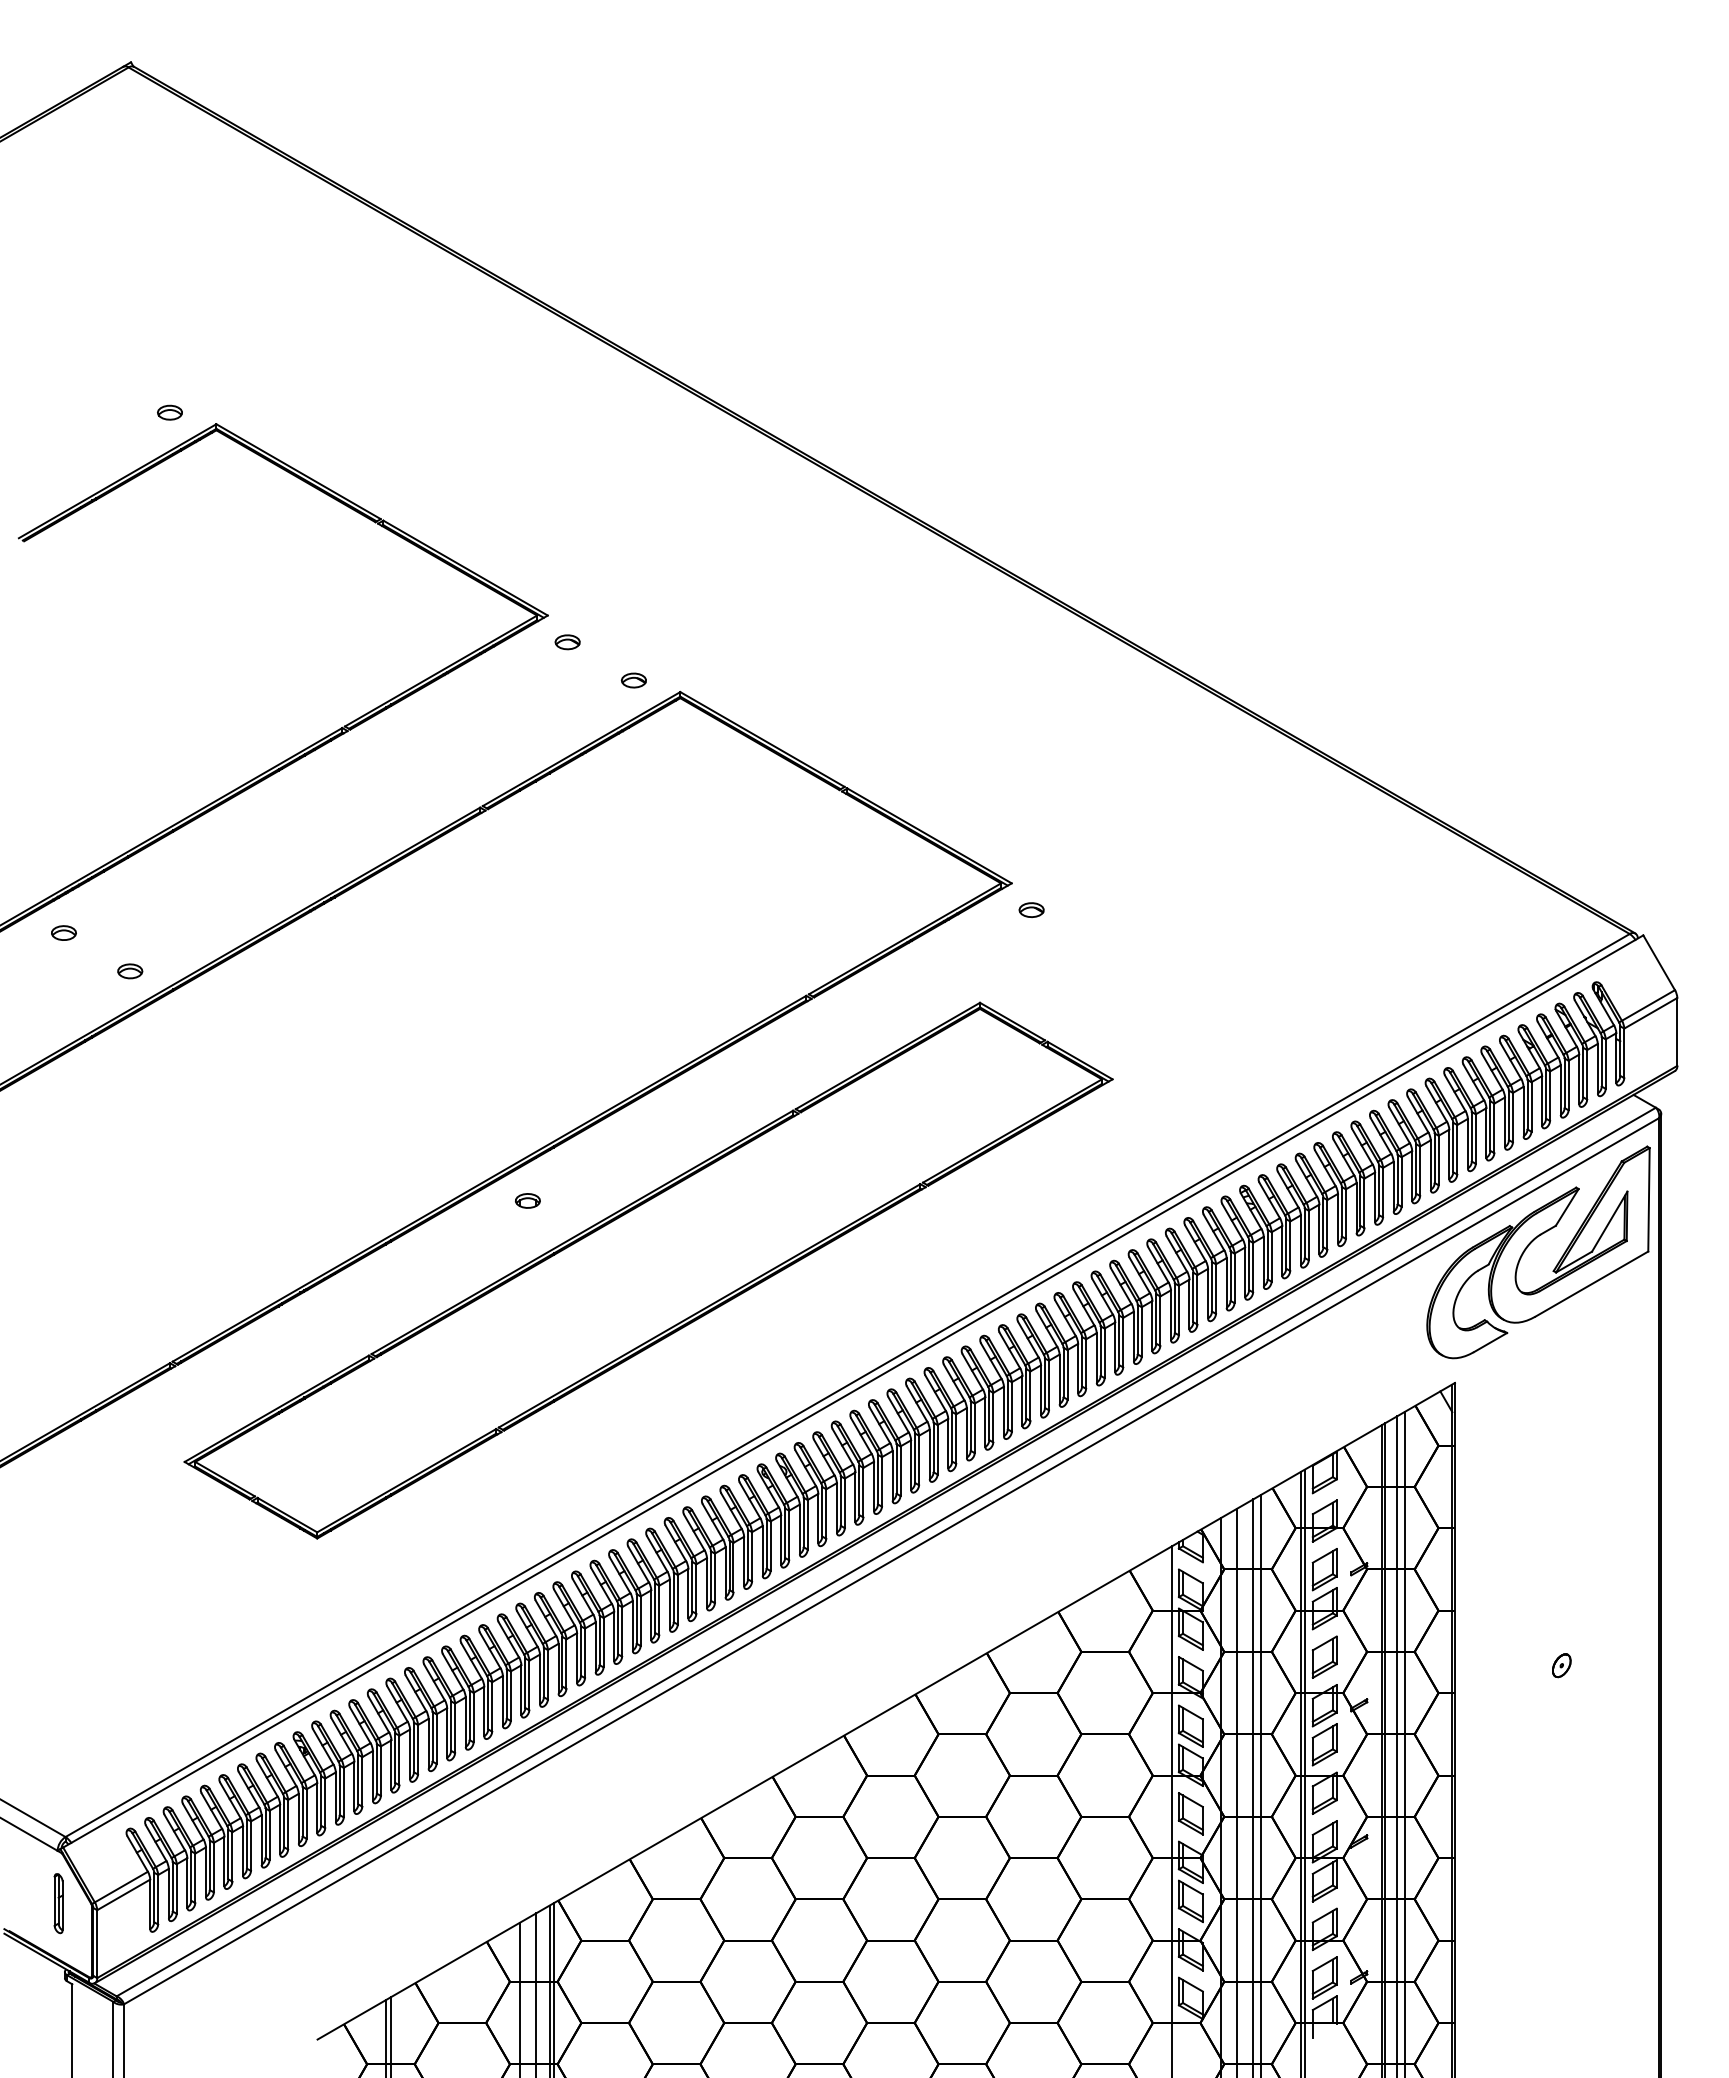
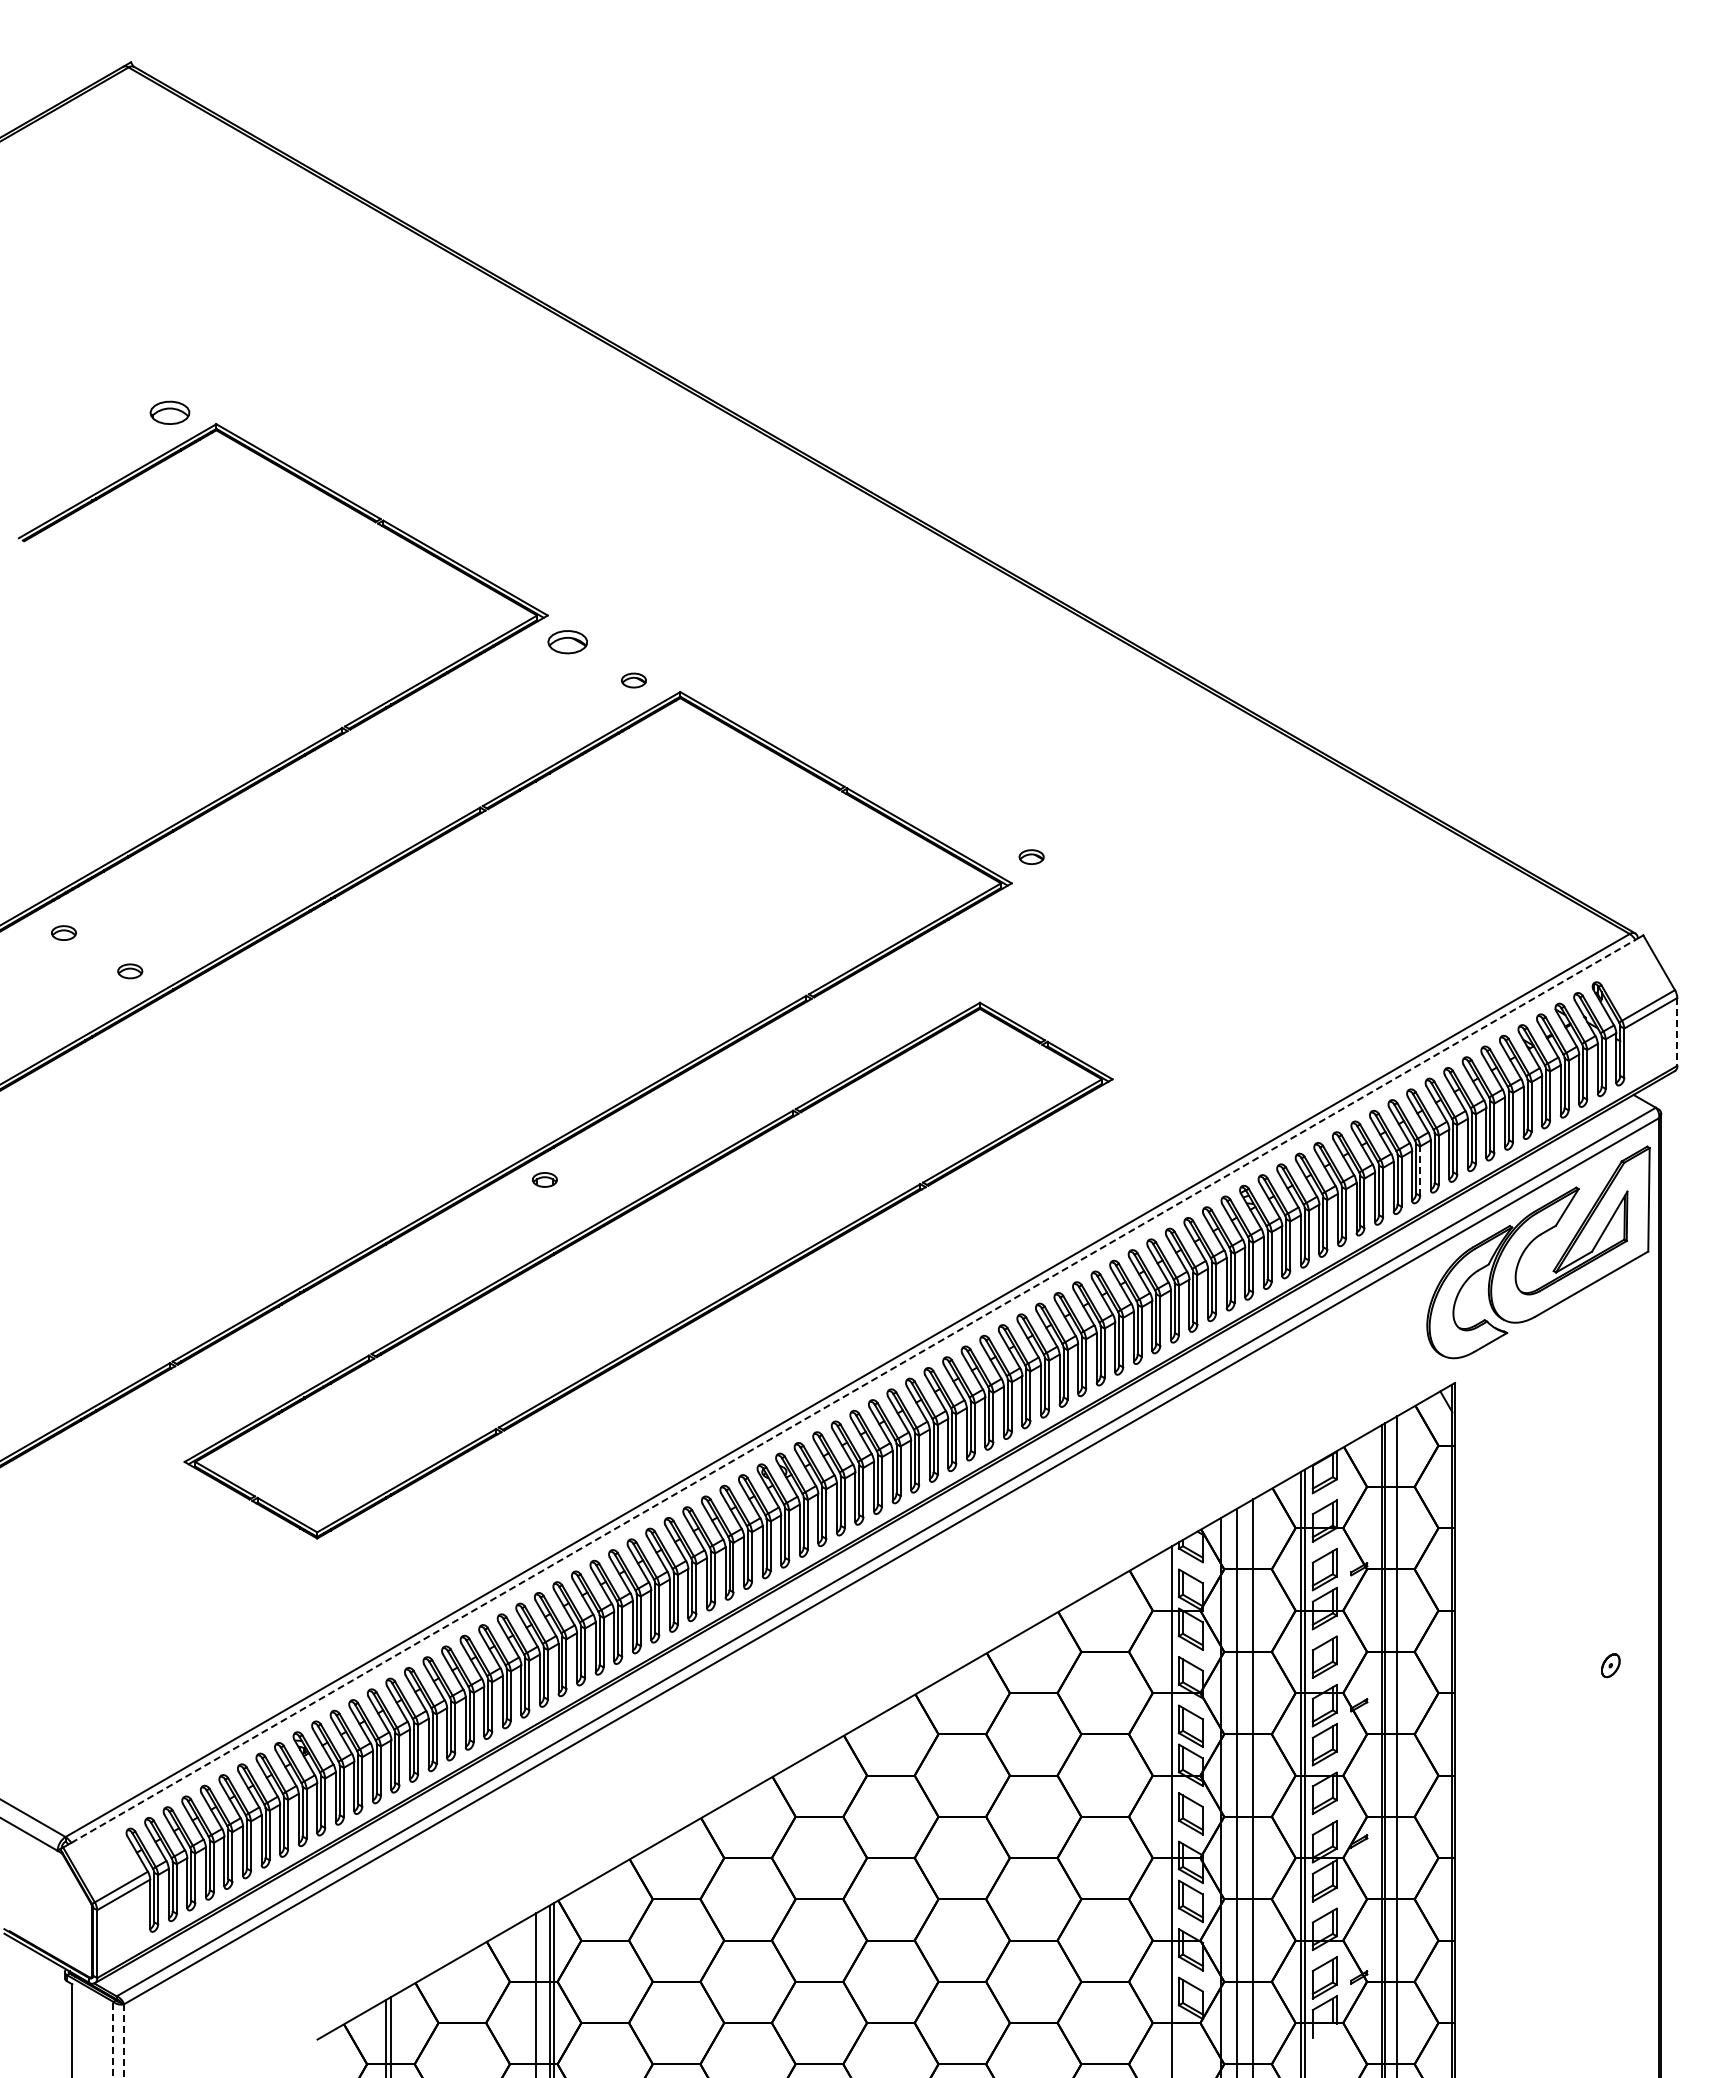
part size: 26x17 px -> 42x25 px (169, 412)
part size: 27x17 px -> 41x25 px (567, 642)
part position: (1031, 909) -> (1031, 856) (1031, 856)
line: solid -> dashed (1677, 1031)
line: solid -> dashed (1420, 1171)
part position: (527, 1200) -> (544, 1179) (544, 1179)
line: solid -> dashed (853, 1391)
part position: (1561, 1665) -> (1610, 1665) (1610, 1665)
line: present -> none (1405, 1742)
line: present -> none (1261, 1784)
part: present -> none (58, 1903)
line: present -> none (520, 1998)
line: solid -> dashed (113, 2039)
line: solid -> dashed (124, 2041)
